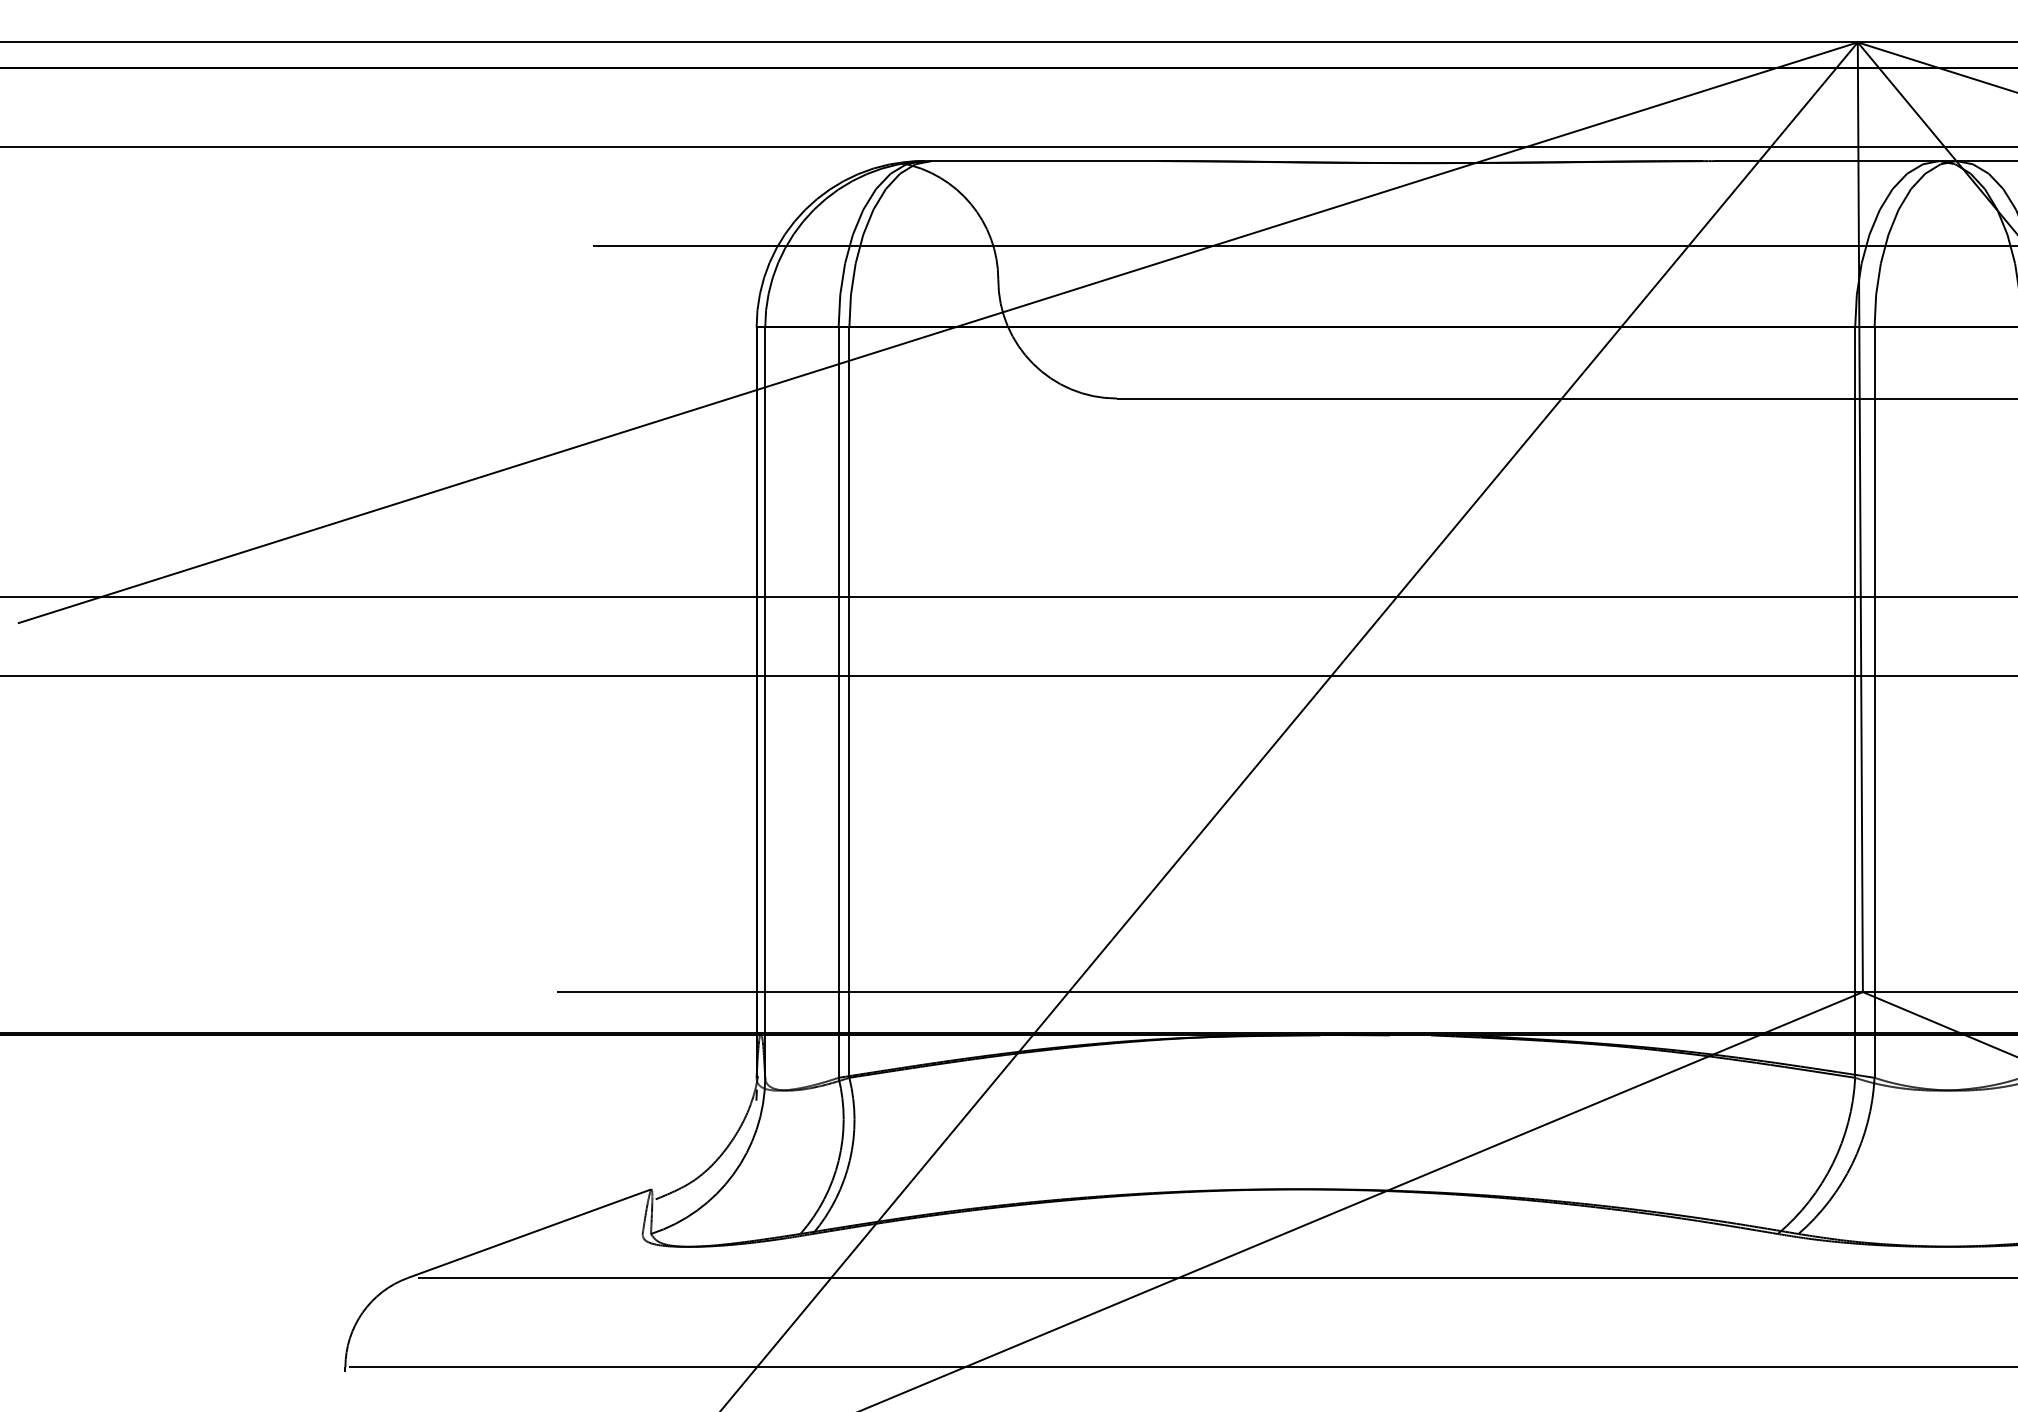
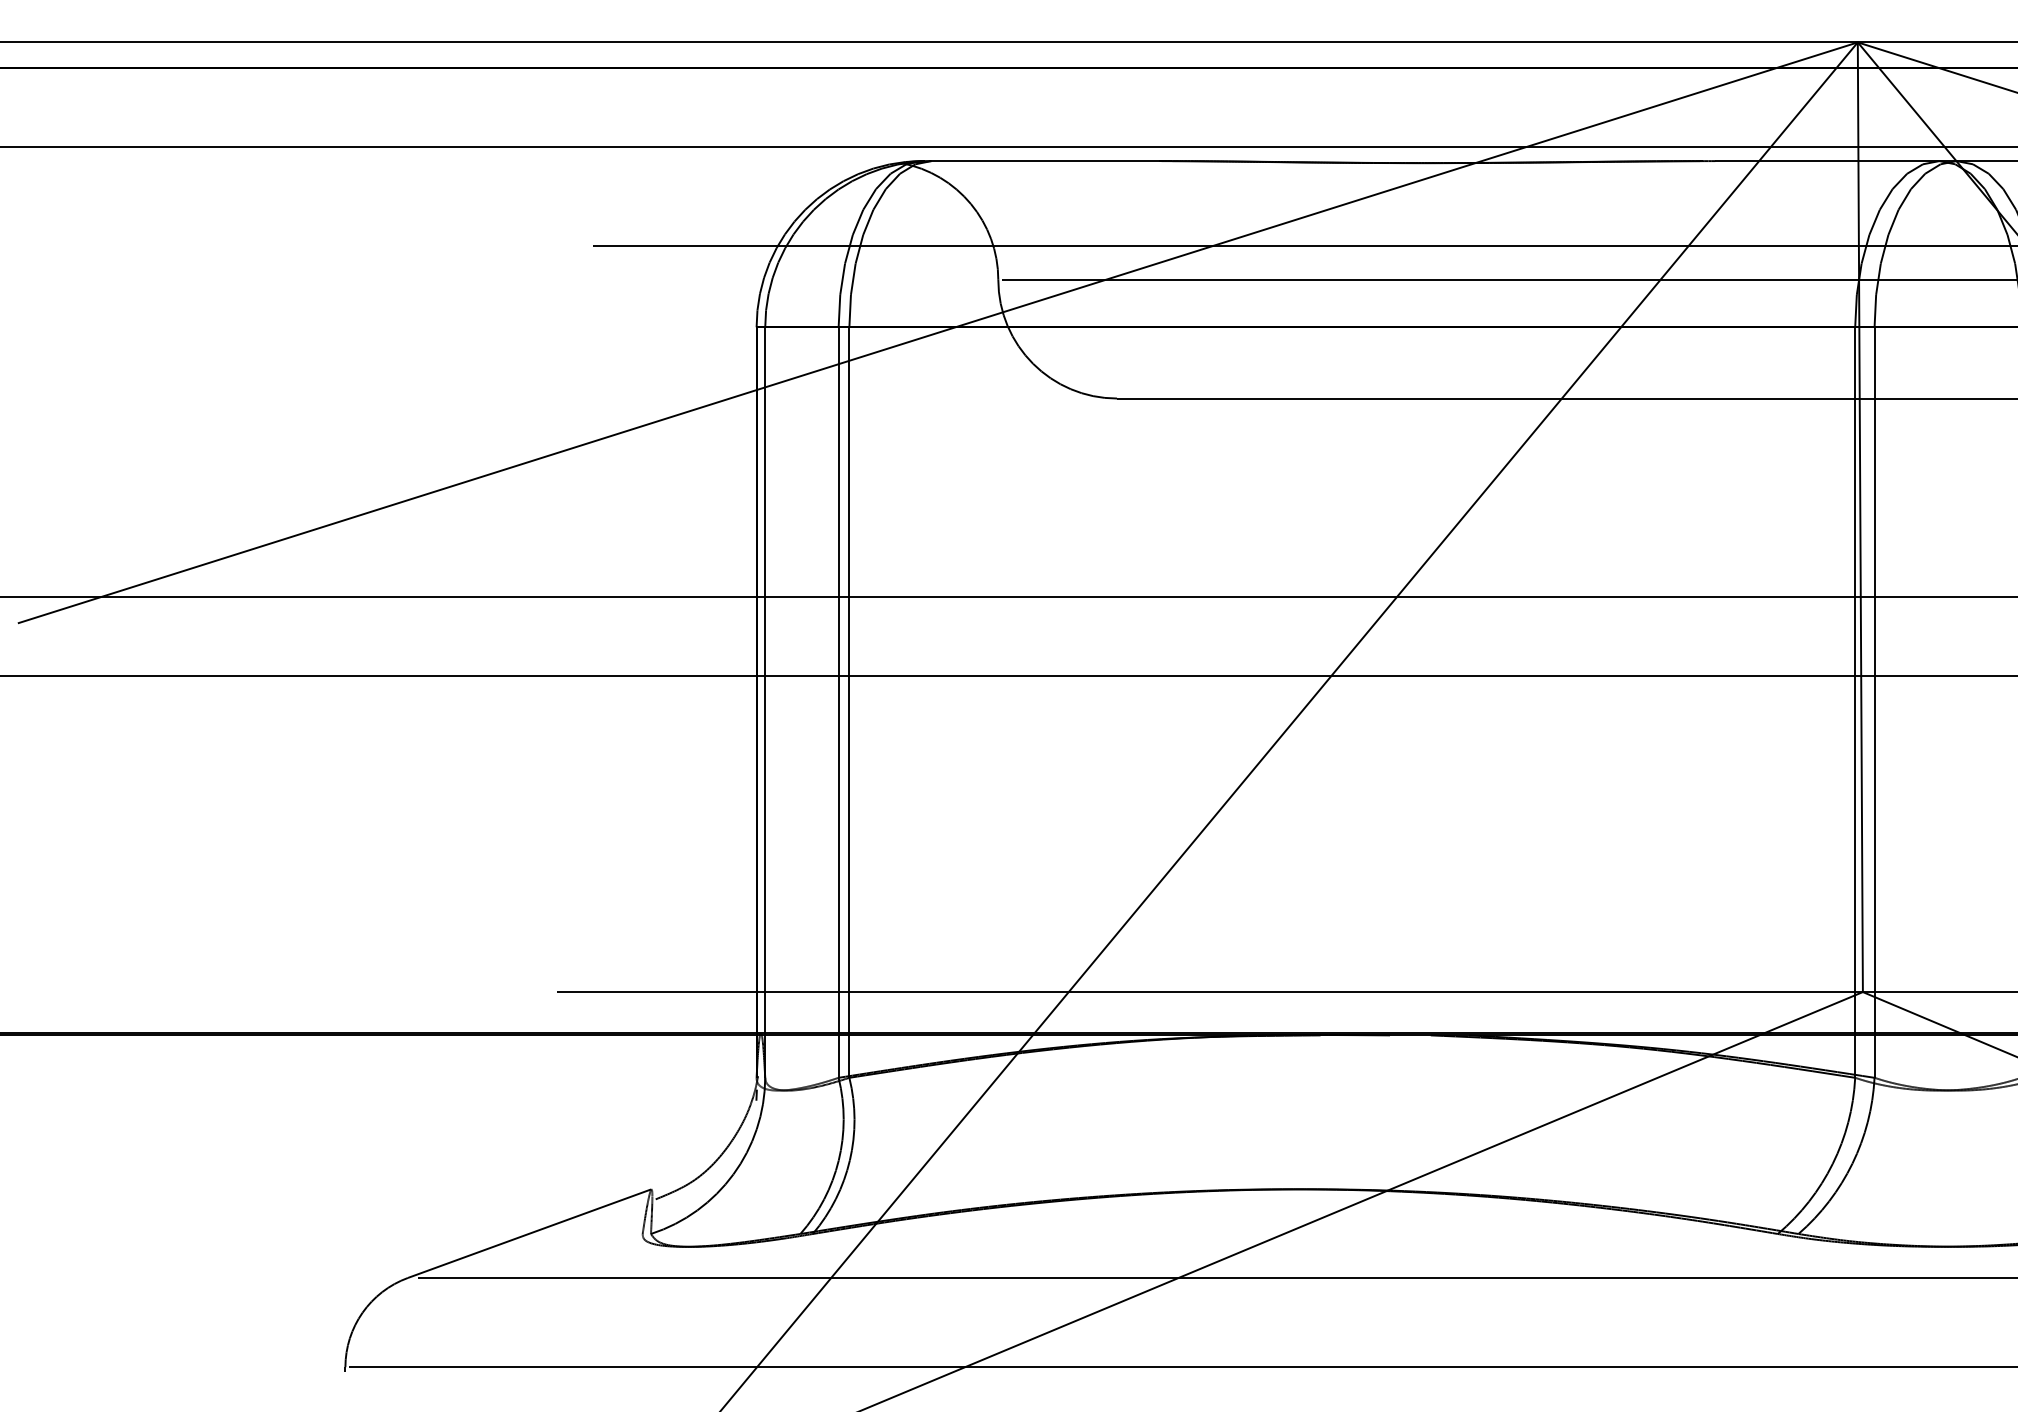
line: none -> present (1507, 279)
